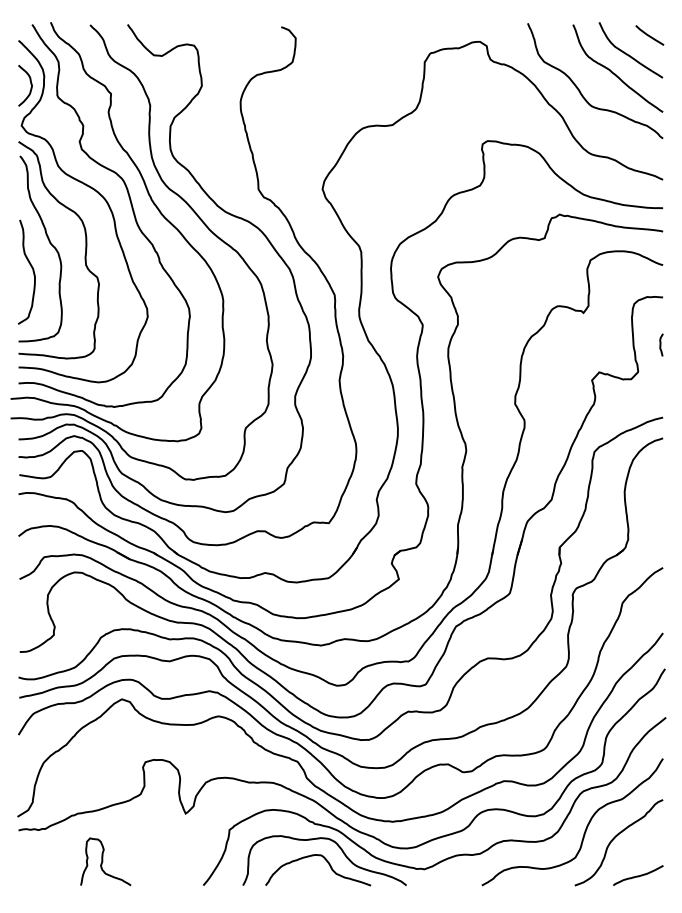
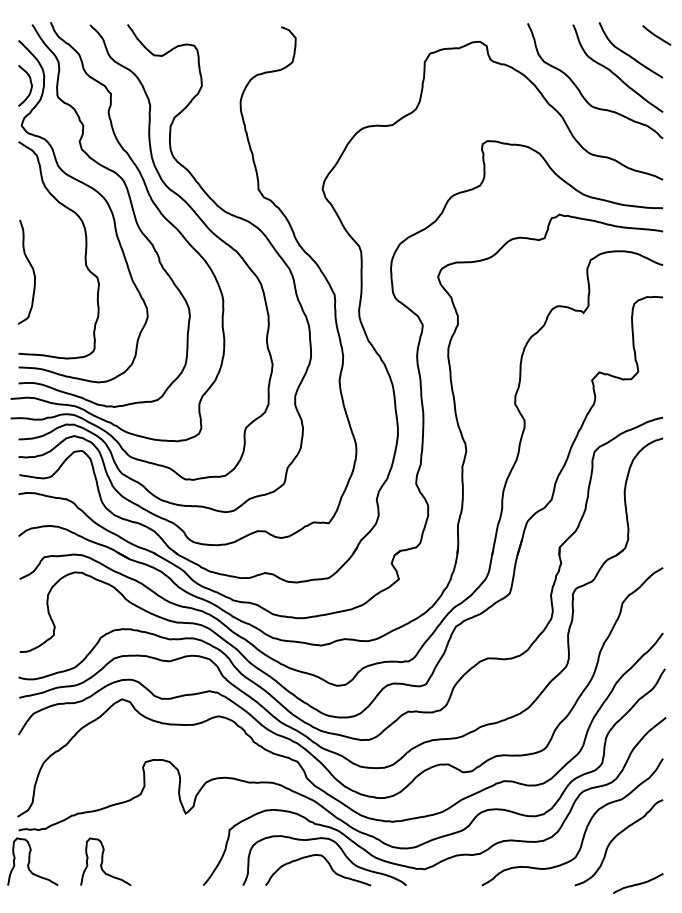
curve position: (649, 35) -> (656, 35) (656, 35)
curve: present -> none (49, 243)
curve: present -> none (661, 344)
curve: none -> present (30, 861)
curve position: (638, 875) -> (638, 883) (638, 883)
